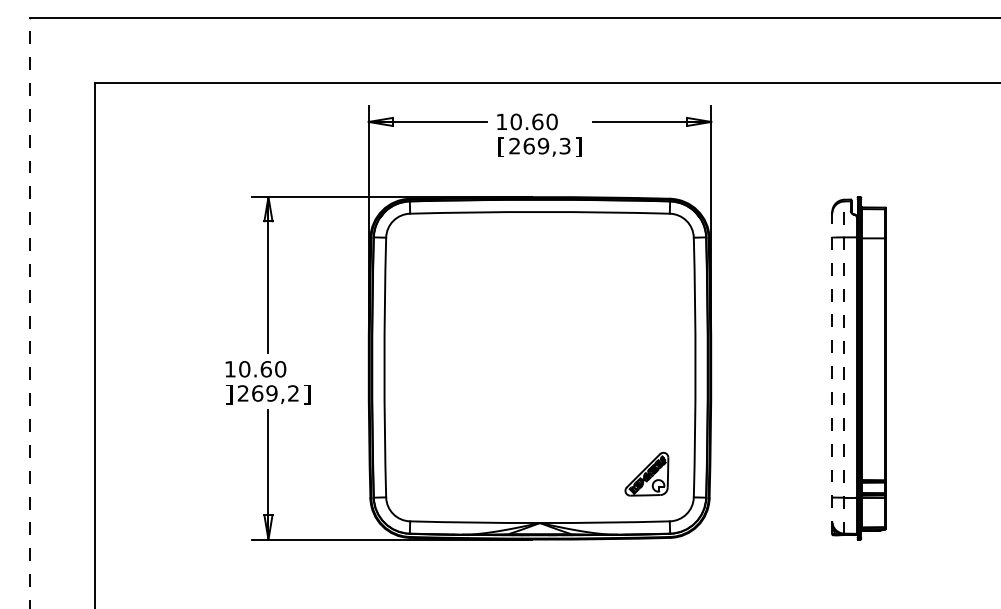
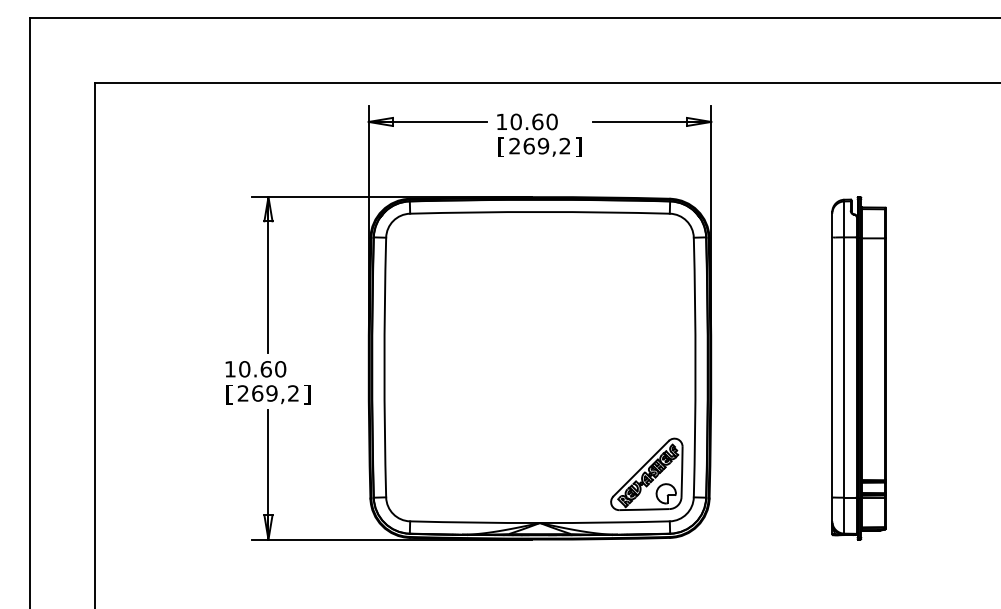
text: 269,3 -> 269,2 (564, 146)
line: dashed -> solid (30, 313)
line: dashed -> solid (844, 366)
line: dashed -> solid (832, 372)
text: ] -> [ (229, 394)
part size: 46x46 px -> 74x74 px (646, 473)
